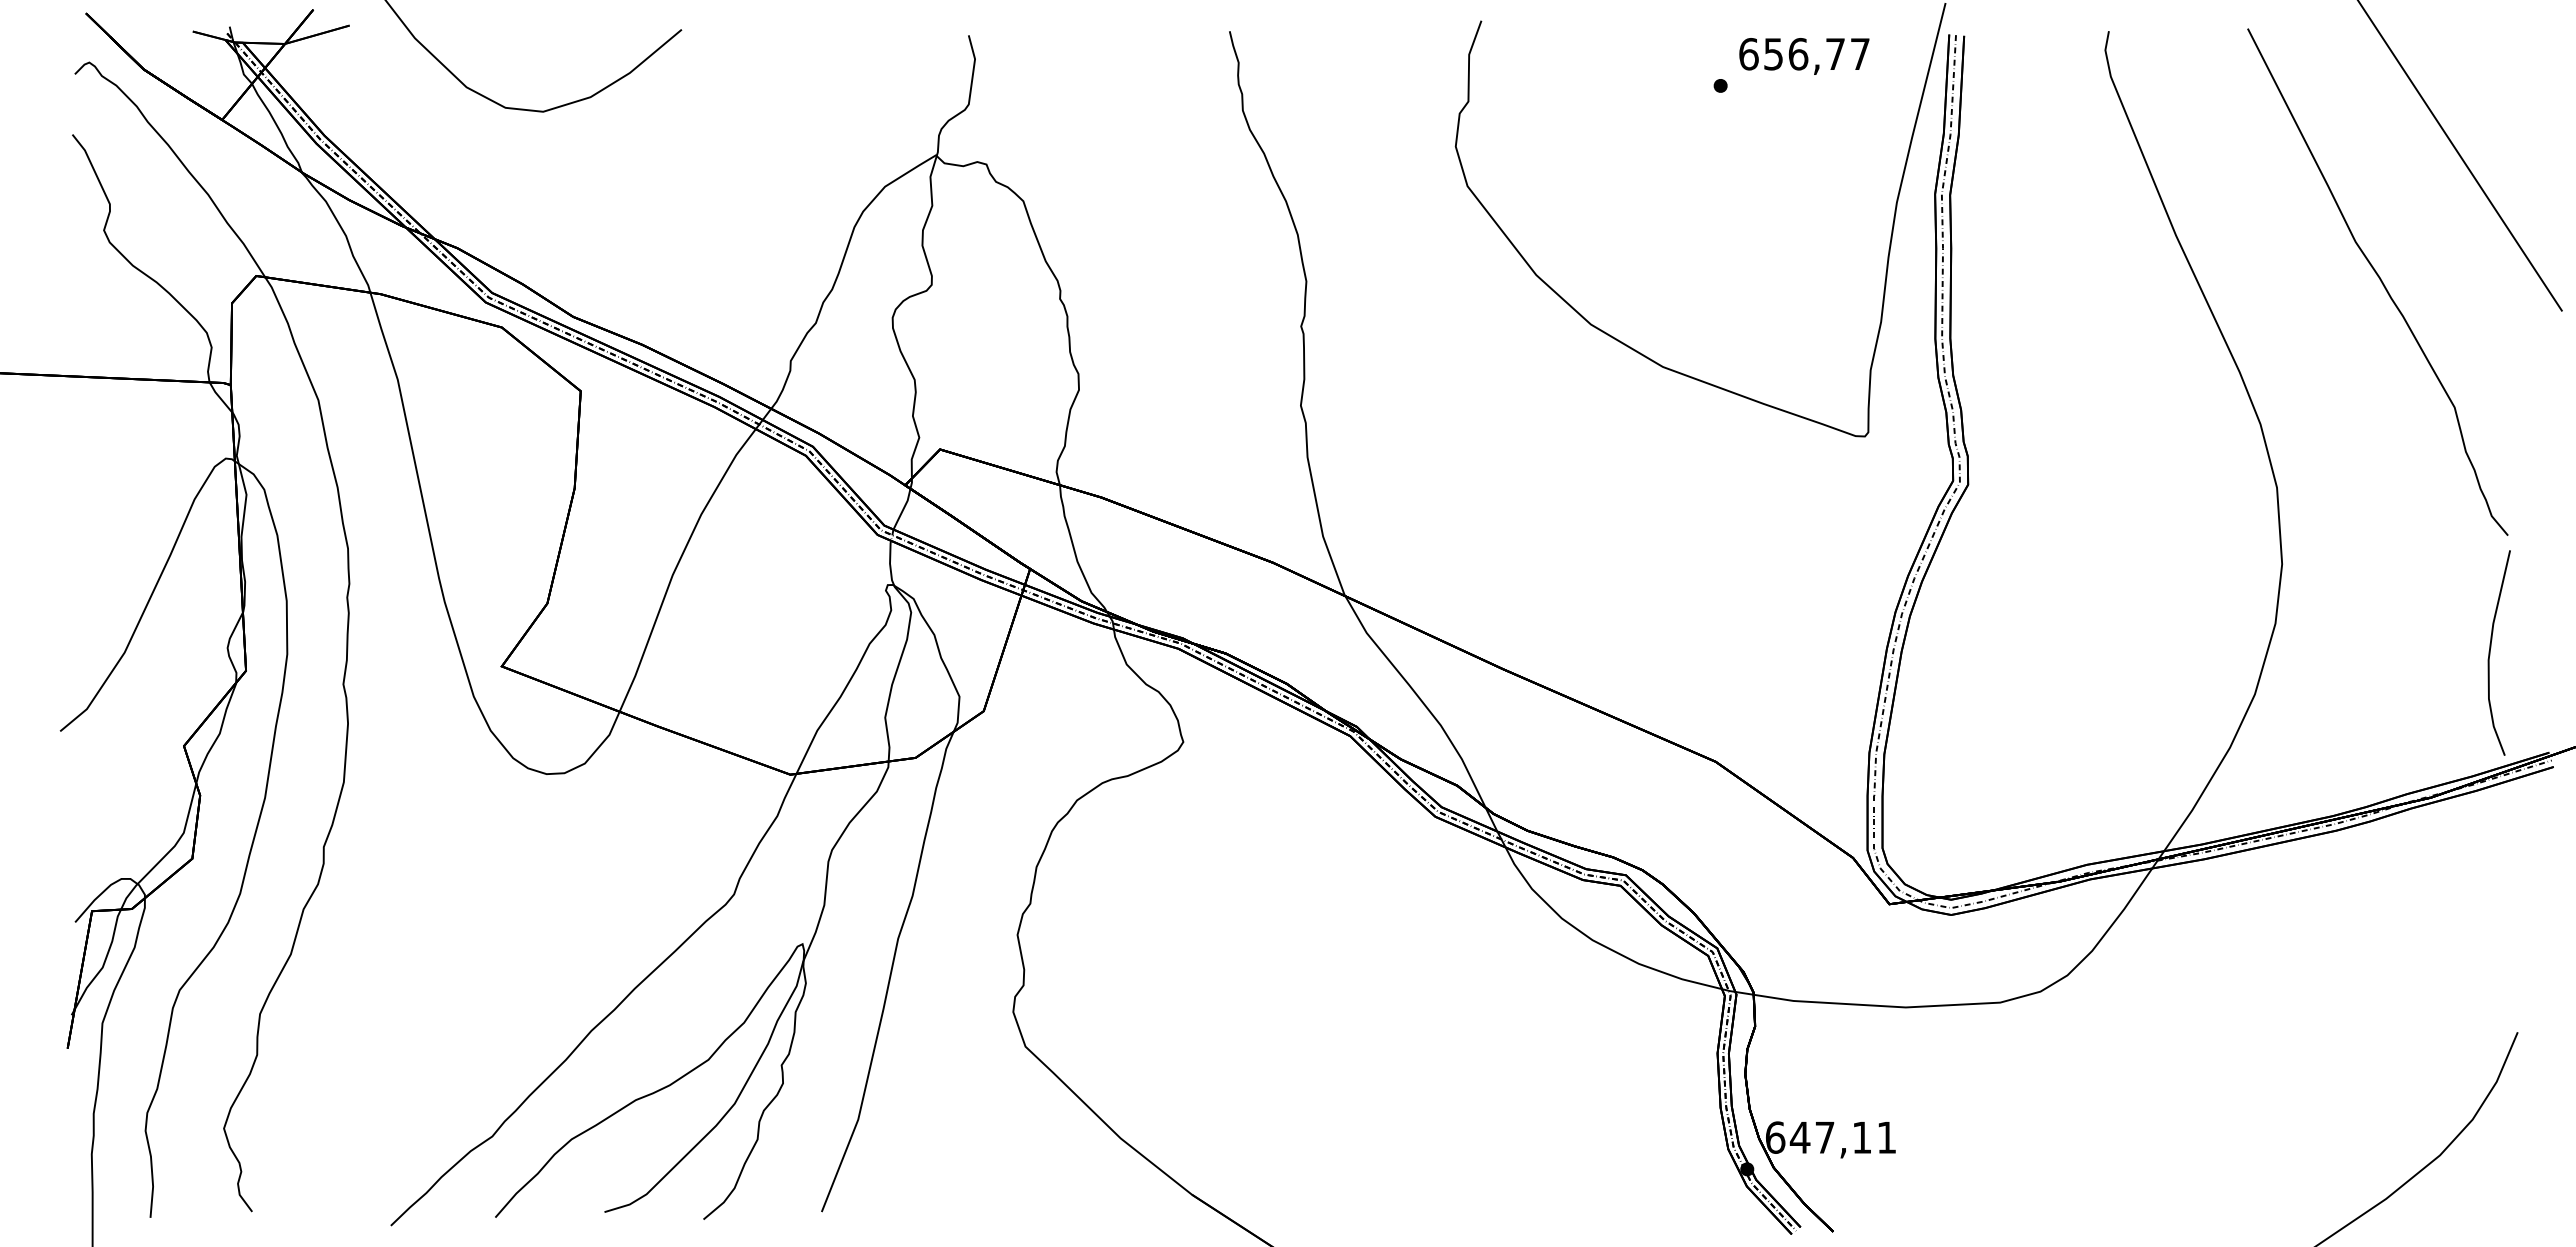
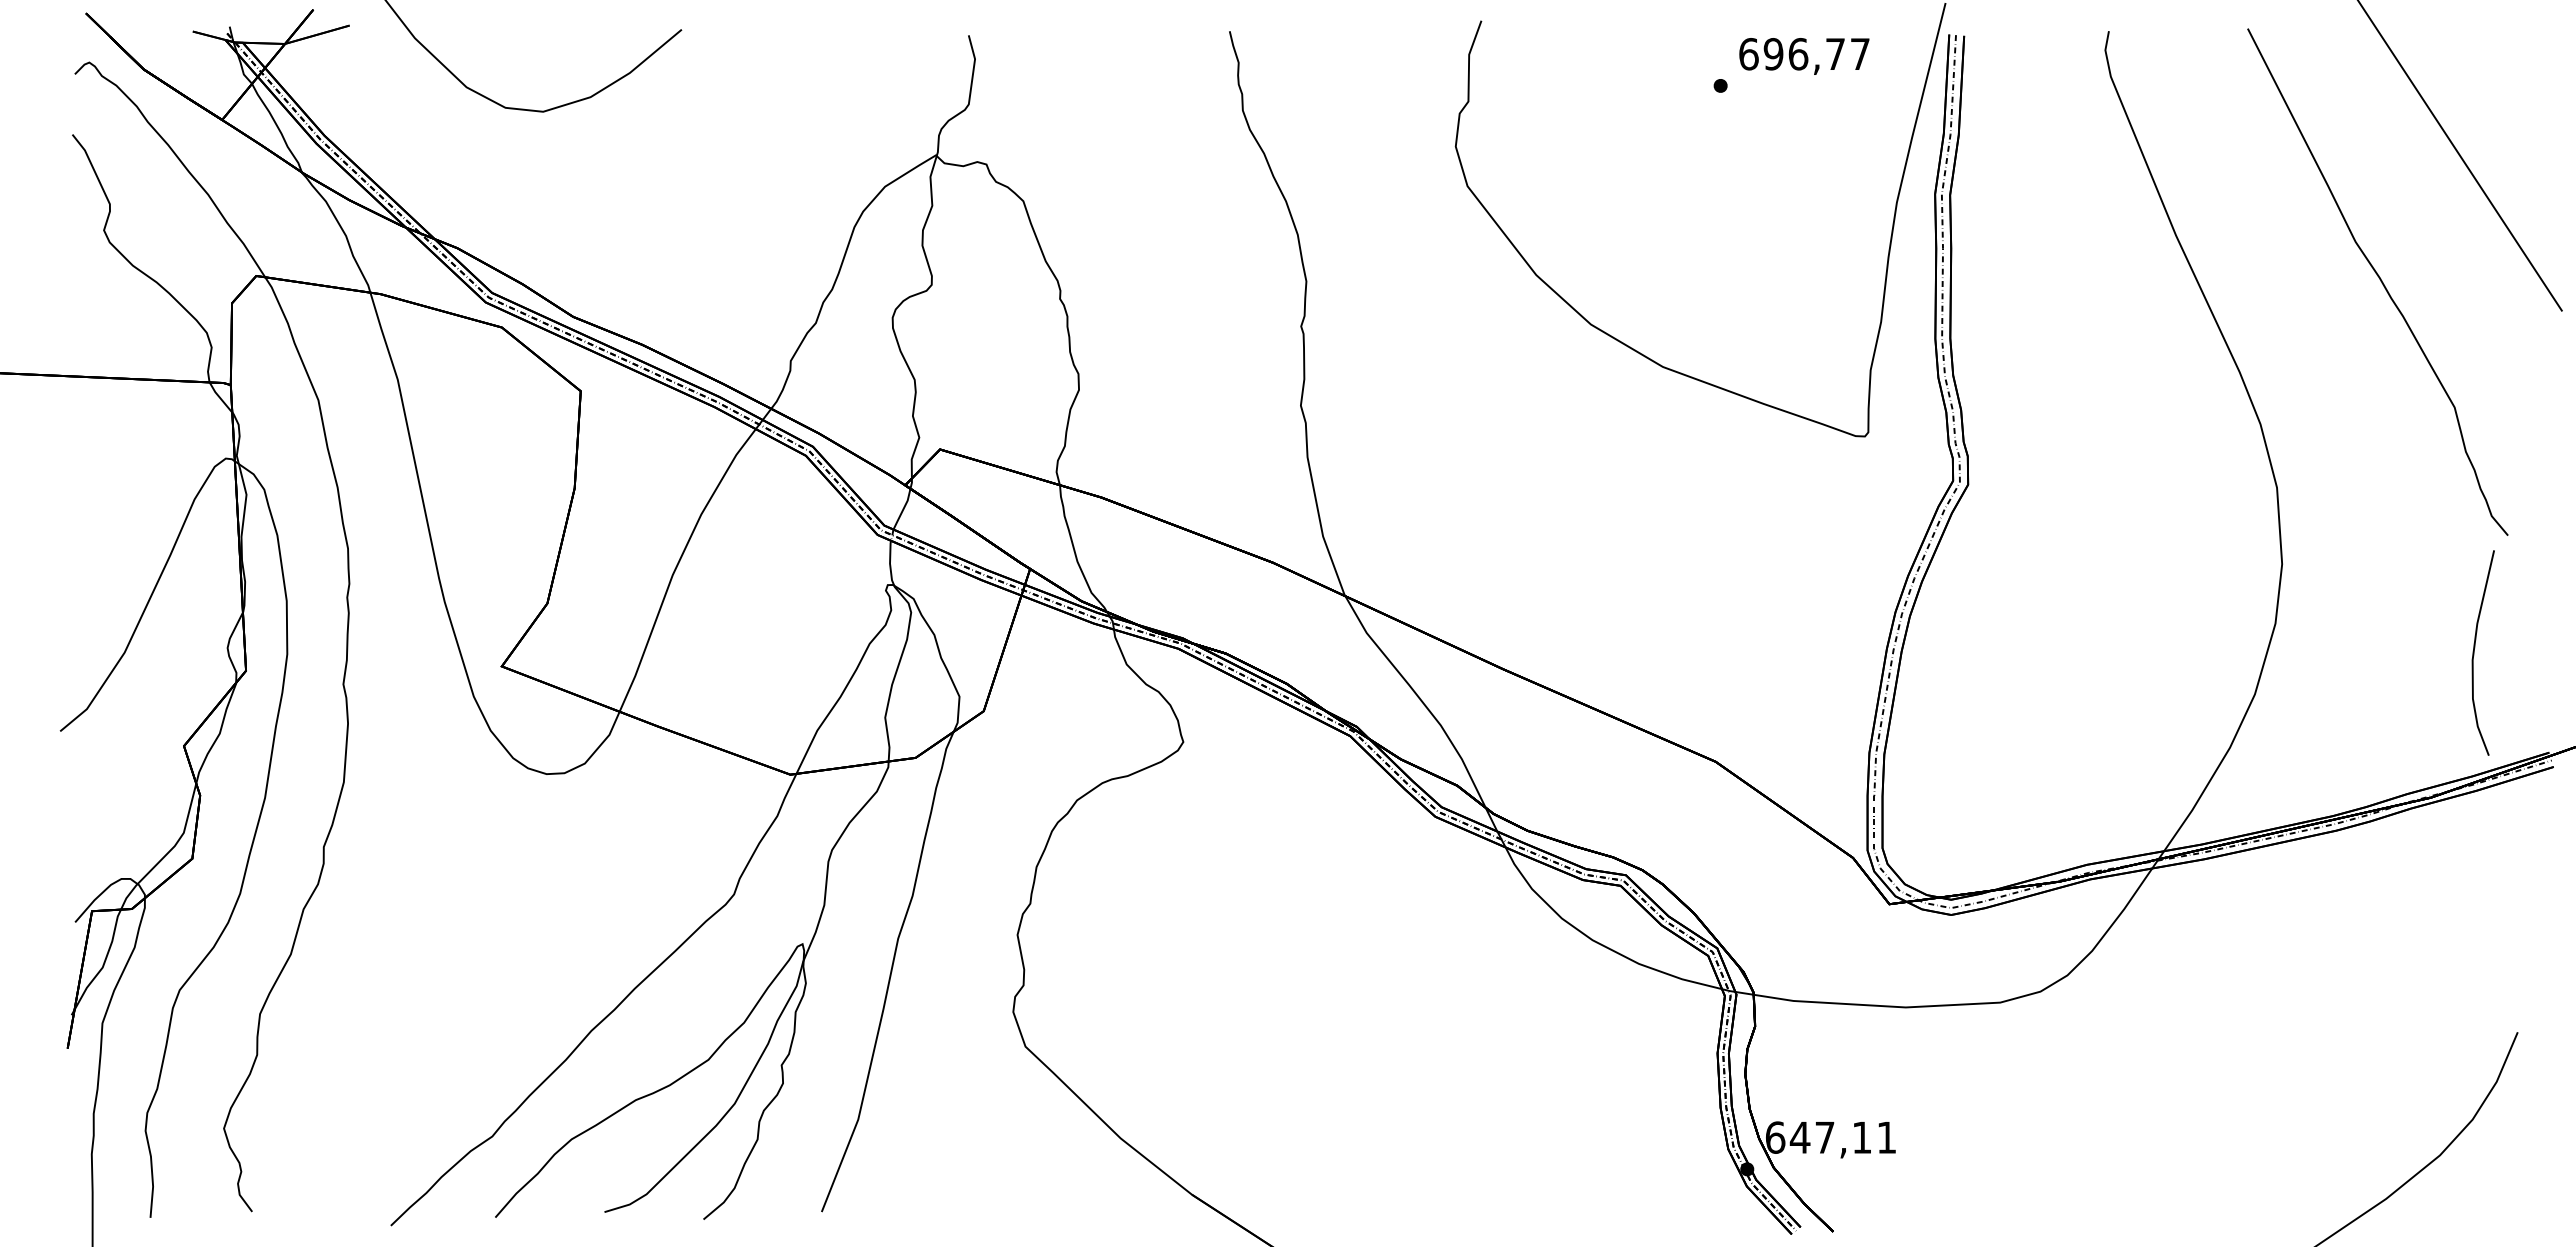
text: 656,77 -> 696,77 (1773, 54)
curve position: (2490, 652) -> (2474, 652) (2474, 652)
